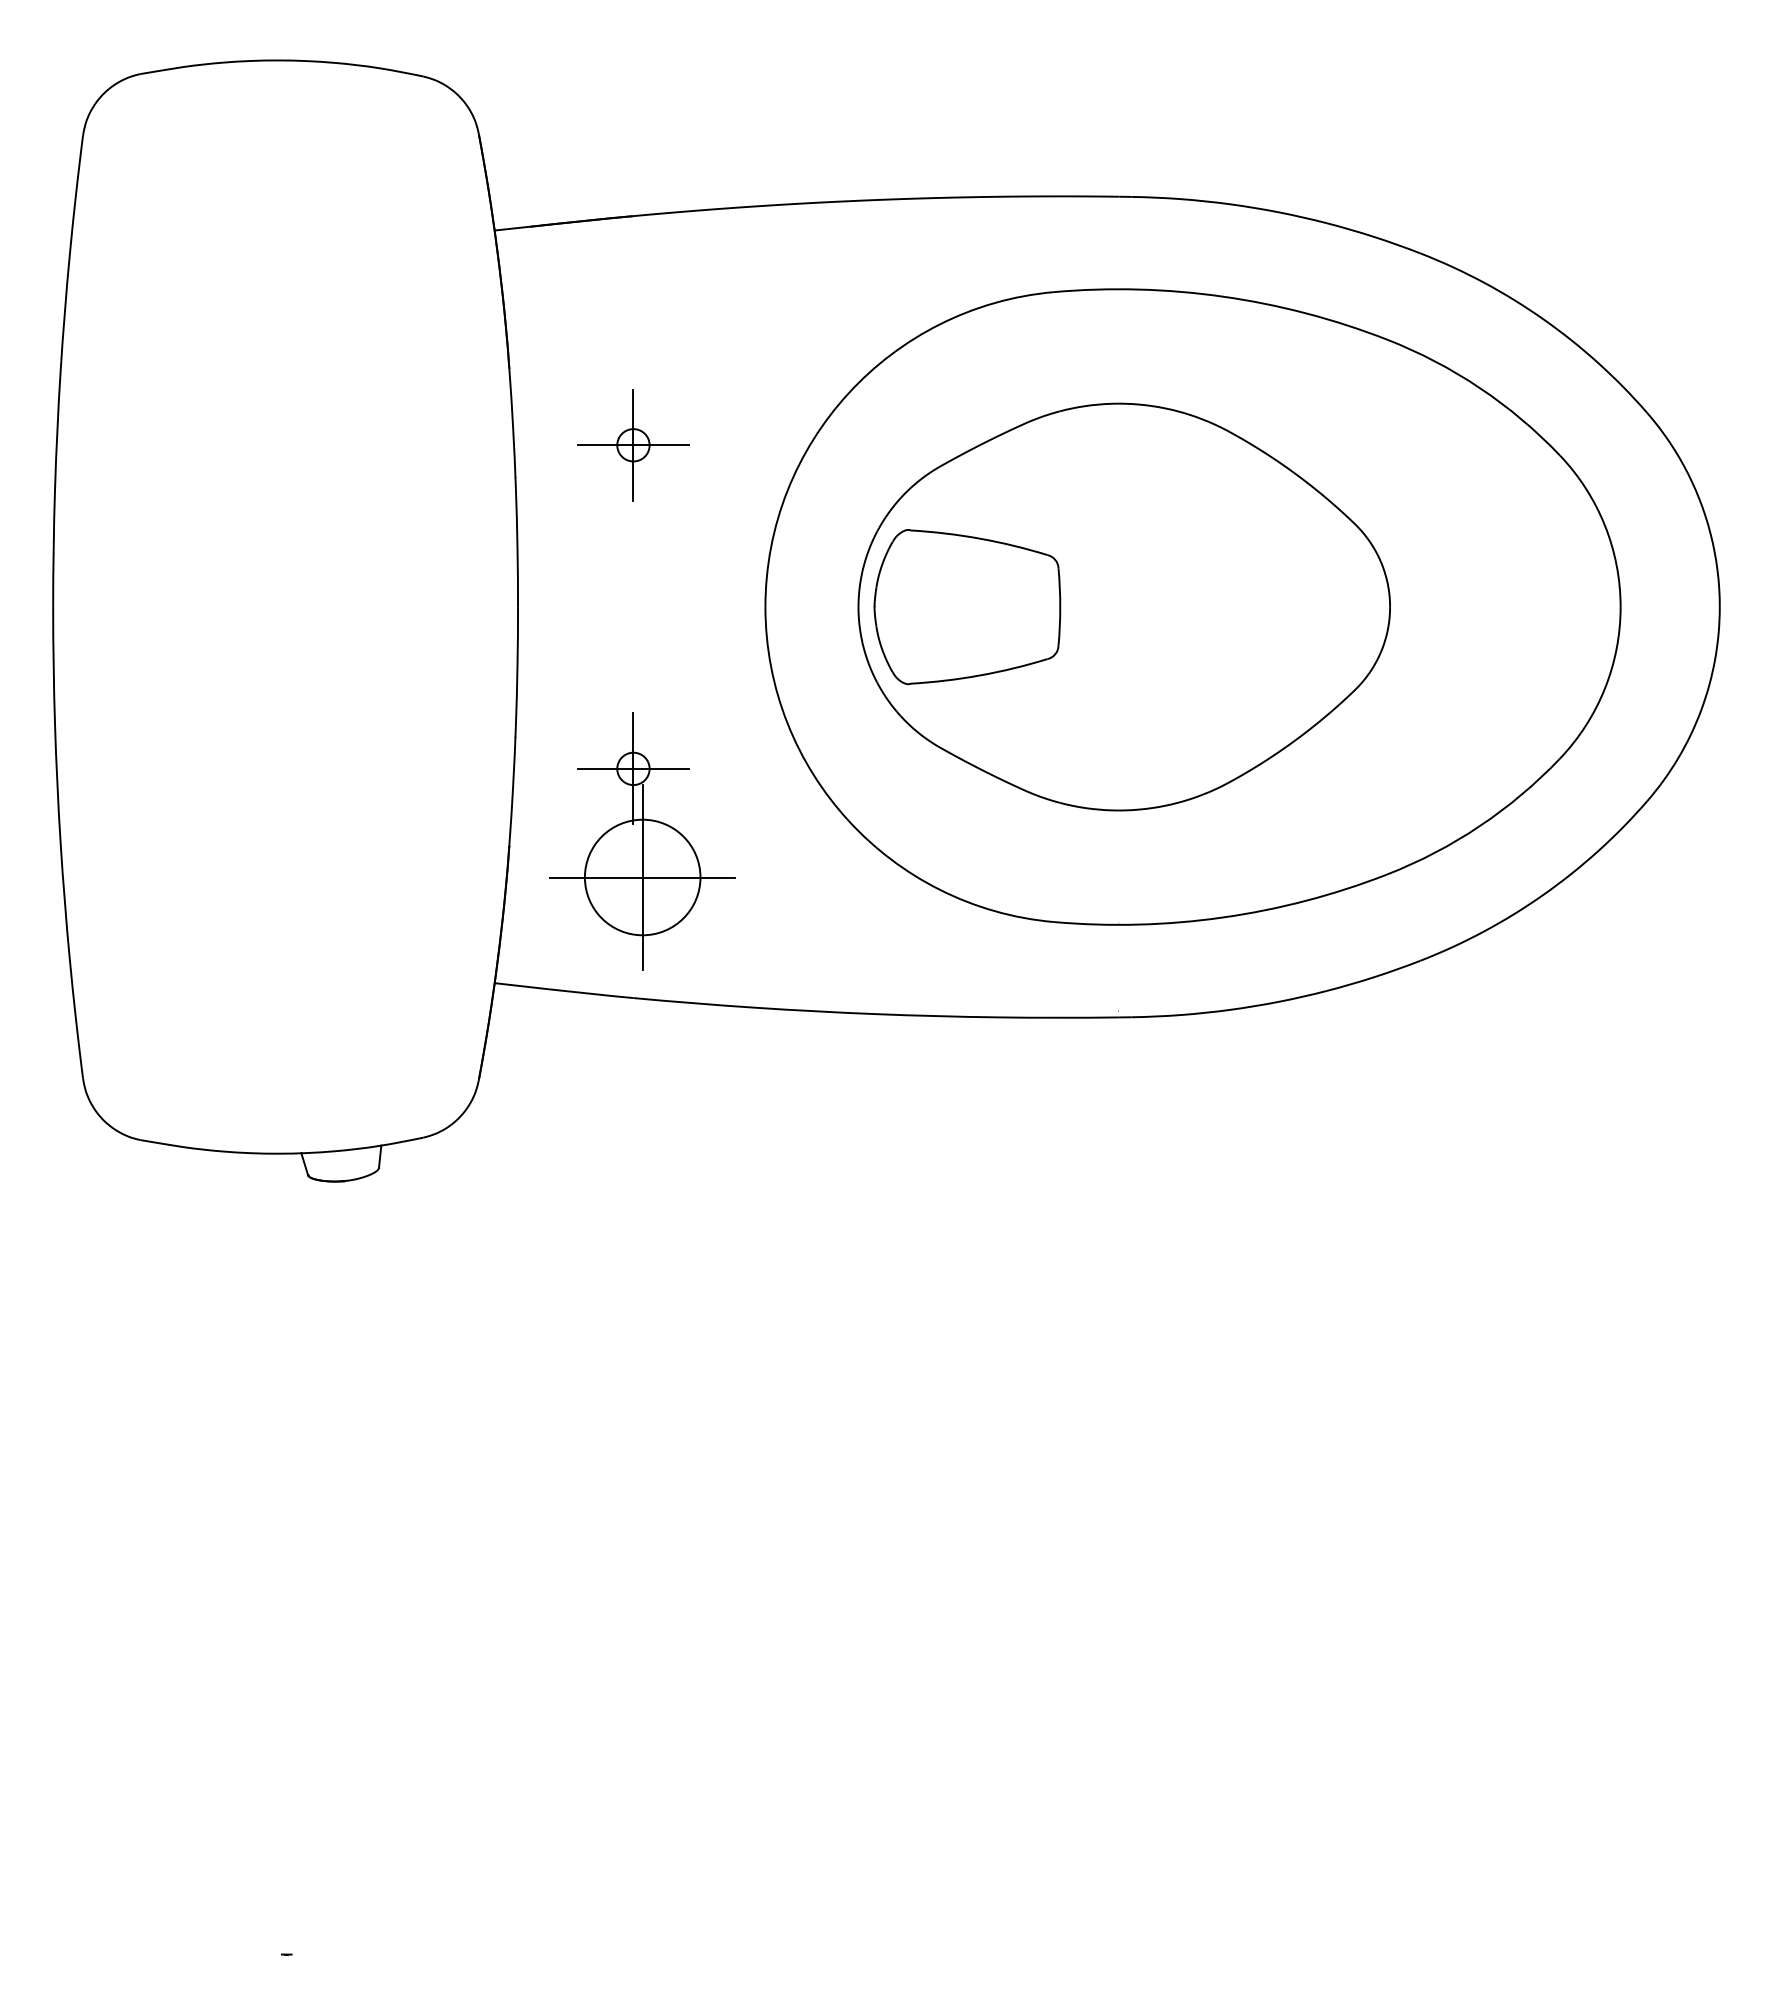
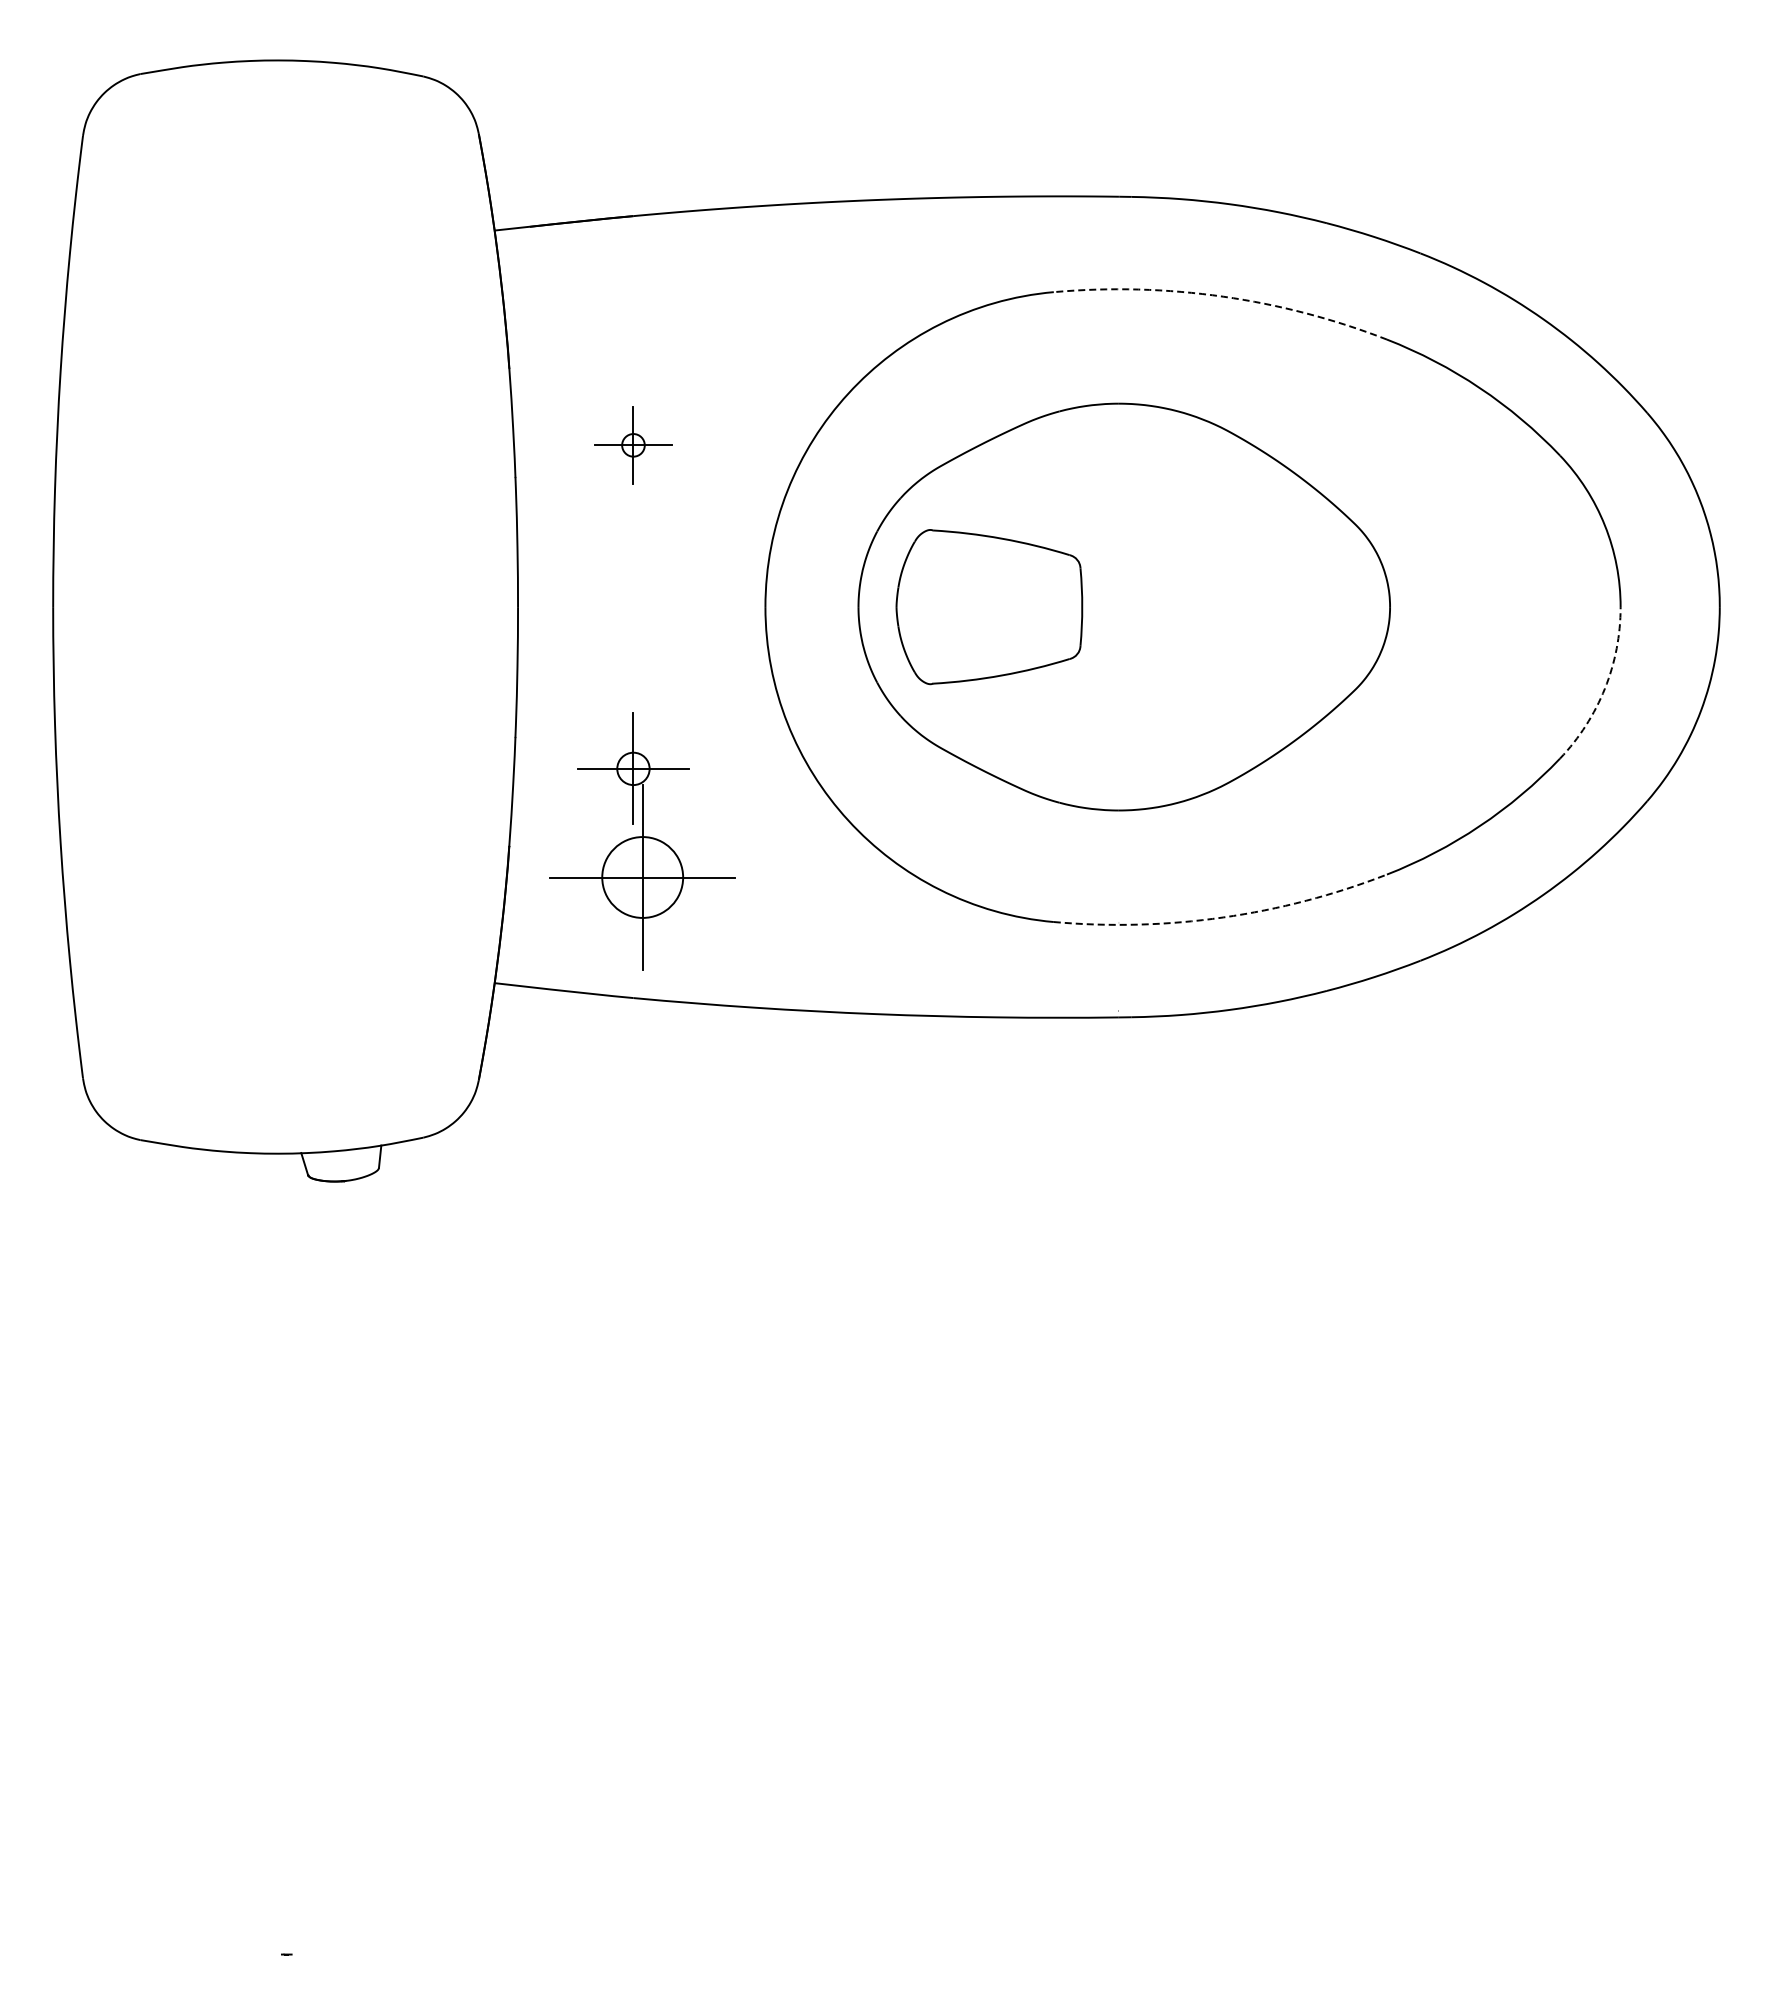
arc: solid -> dashed (1223, 296)
part size: 113x113 px -> 79x79 px (633, 445)
part position: (967, 607) -> (989, 607) (989, 607)
arc: solid -> dashed (1604, 688)
circle diameter: 116 px -> 81 px (642, 877)
arc: solid -> dashed (1223, 917)
